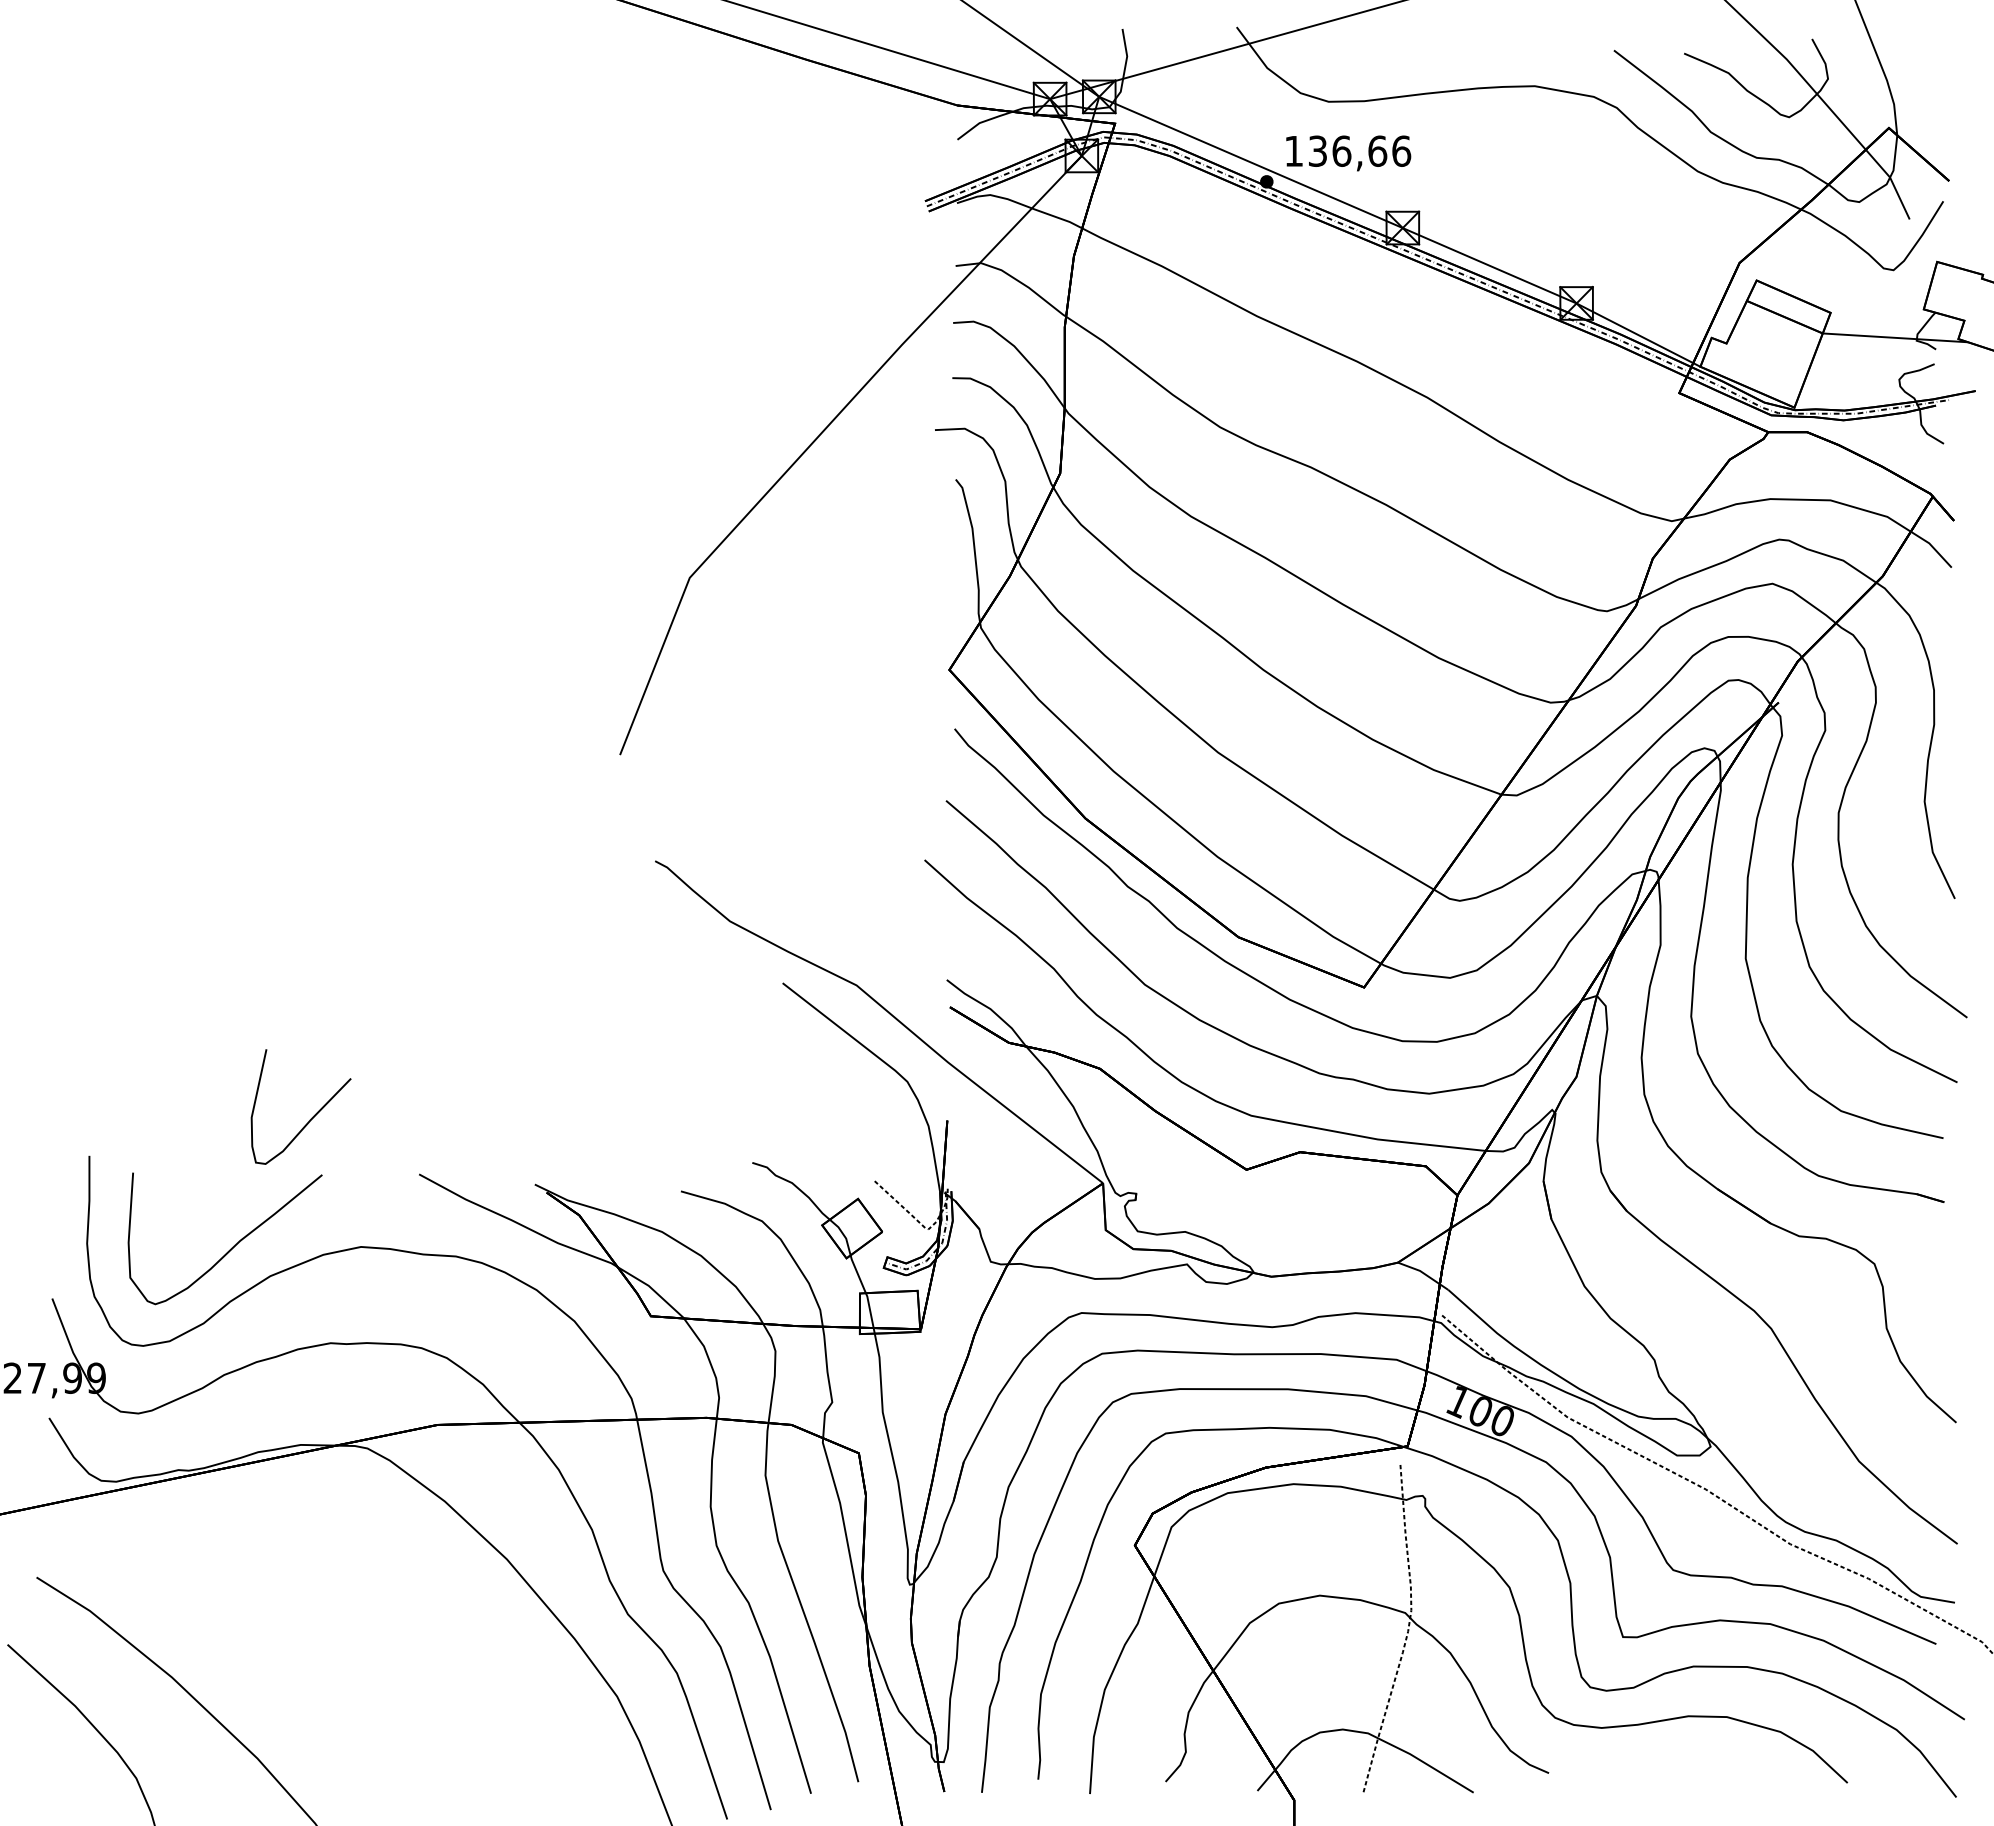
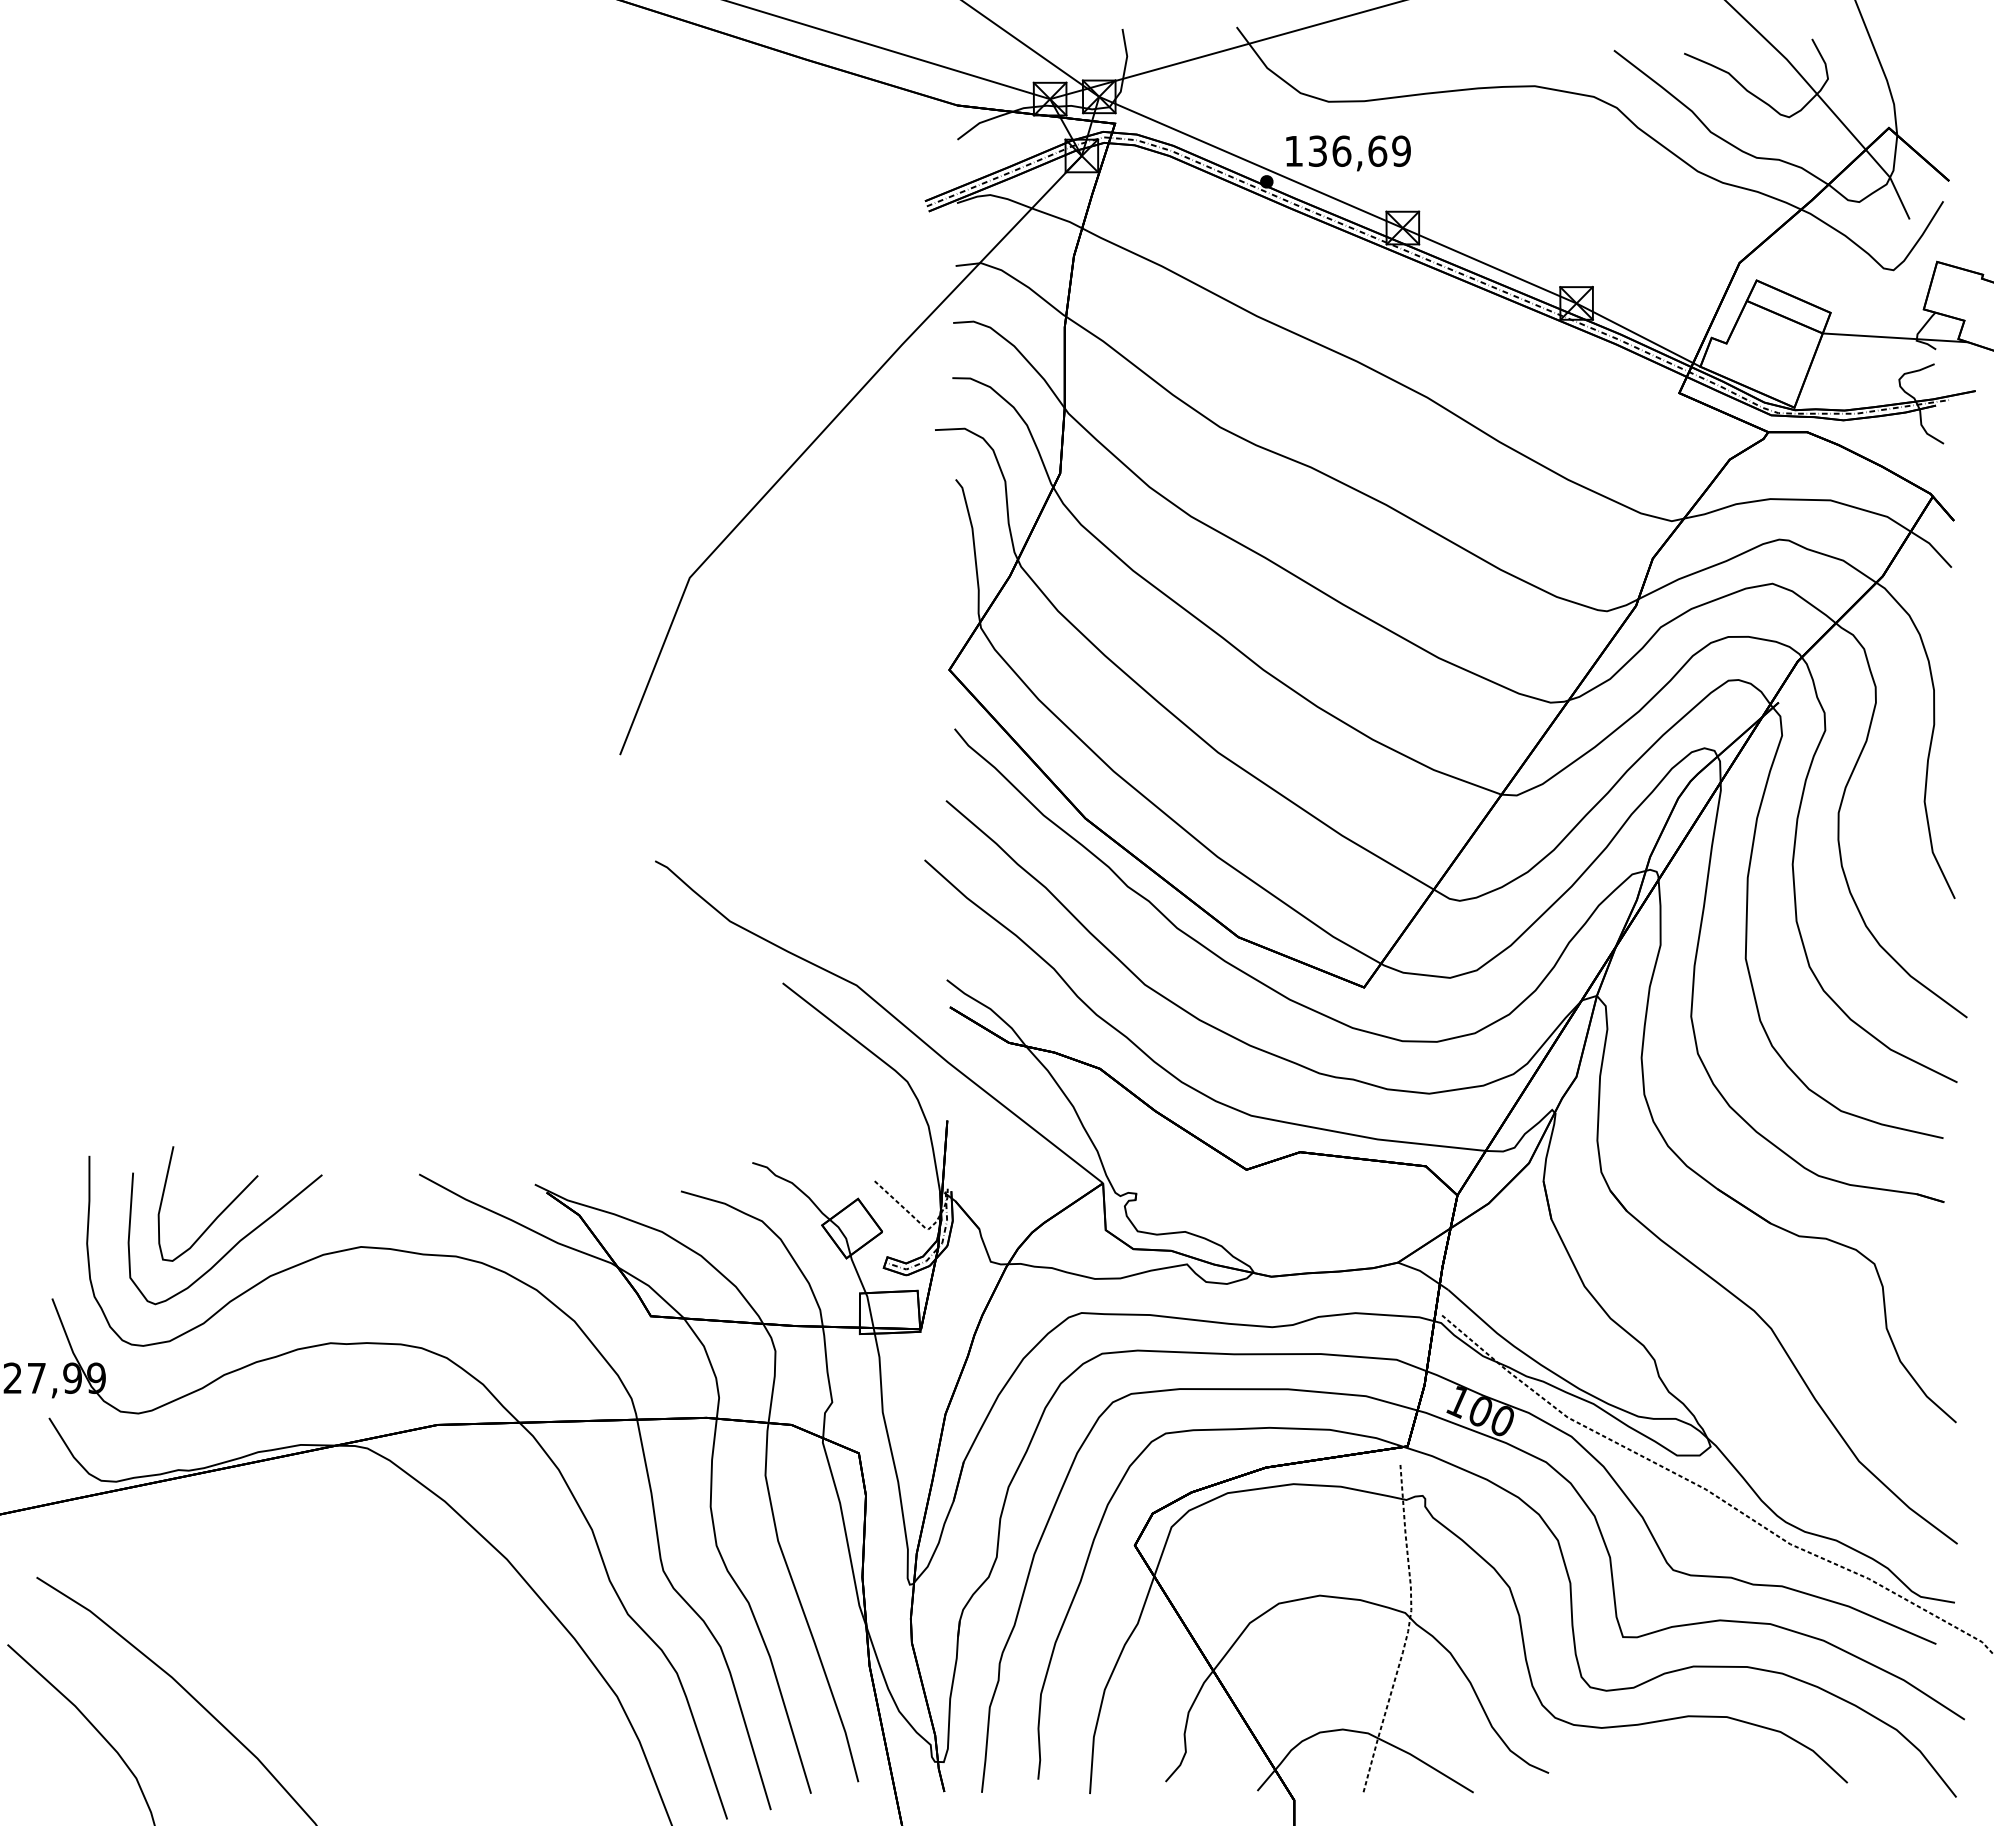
text: 136,66 -> 136,69 (1401, 150)
curve position: (311, 1117) -> (218, 1214) (218, 1214)
